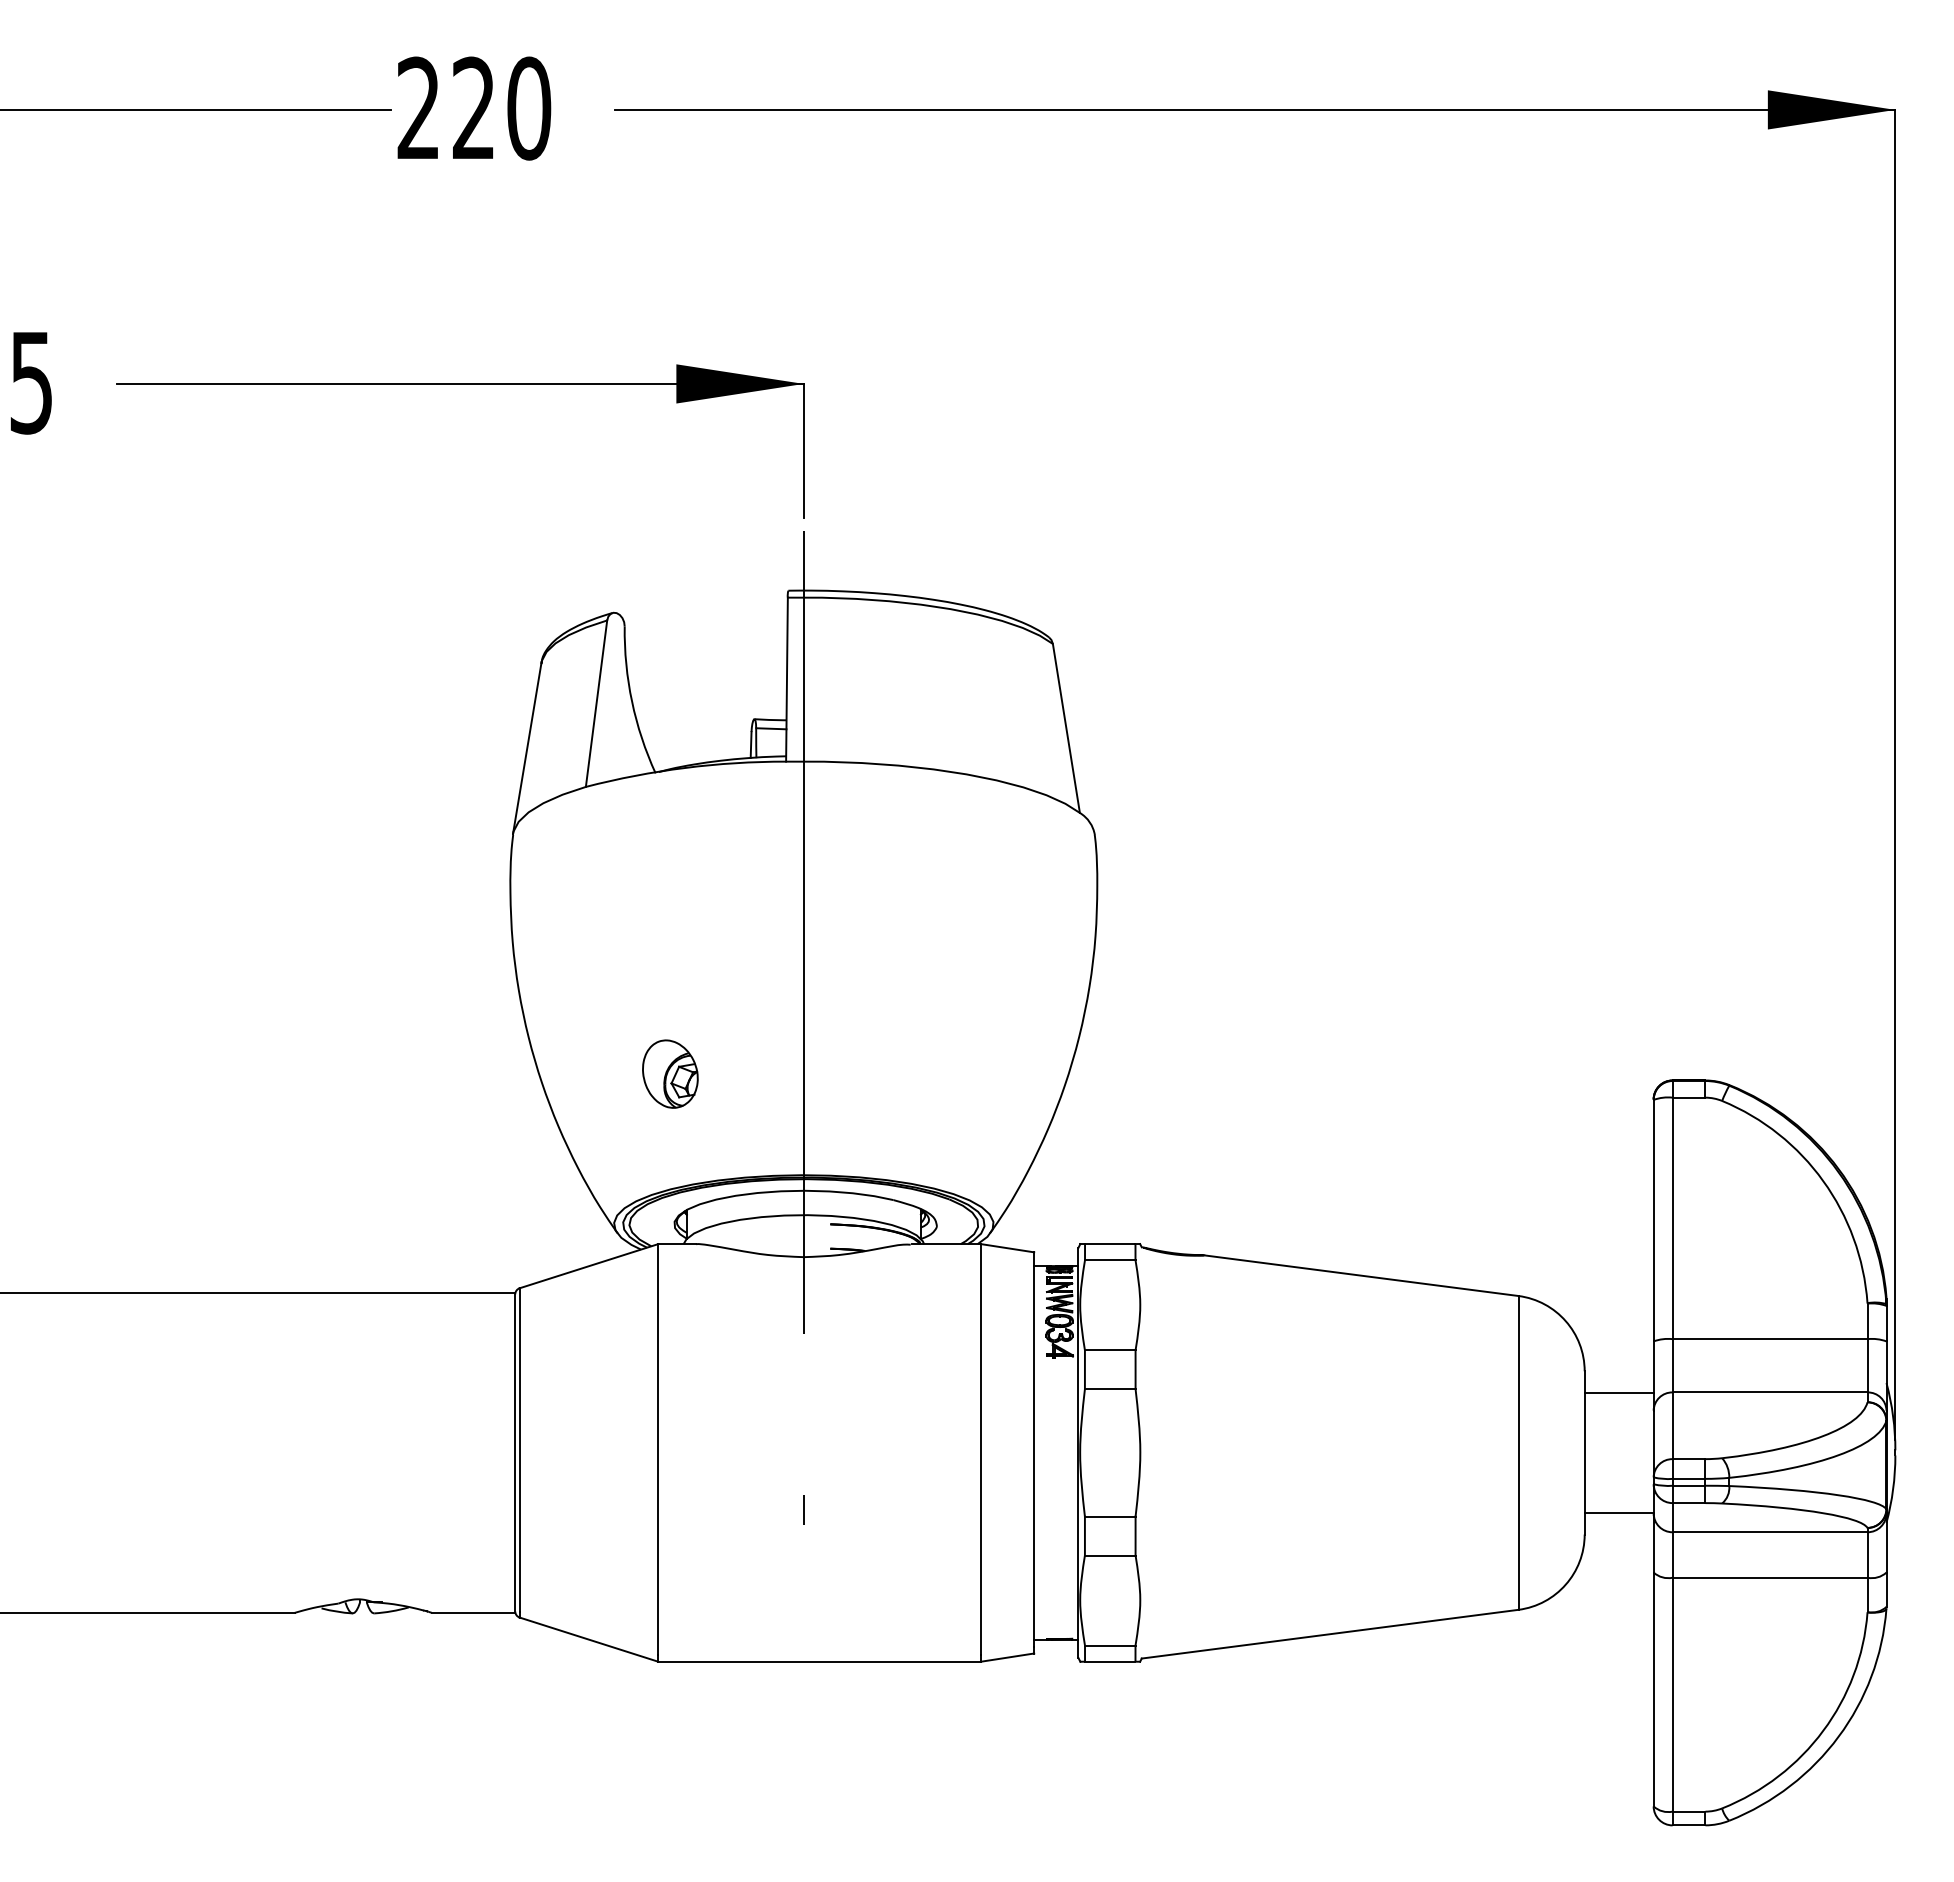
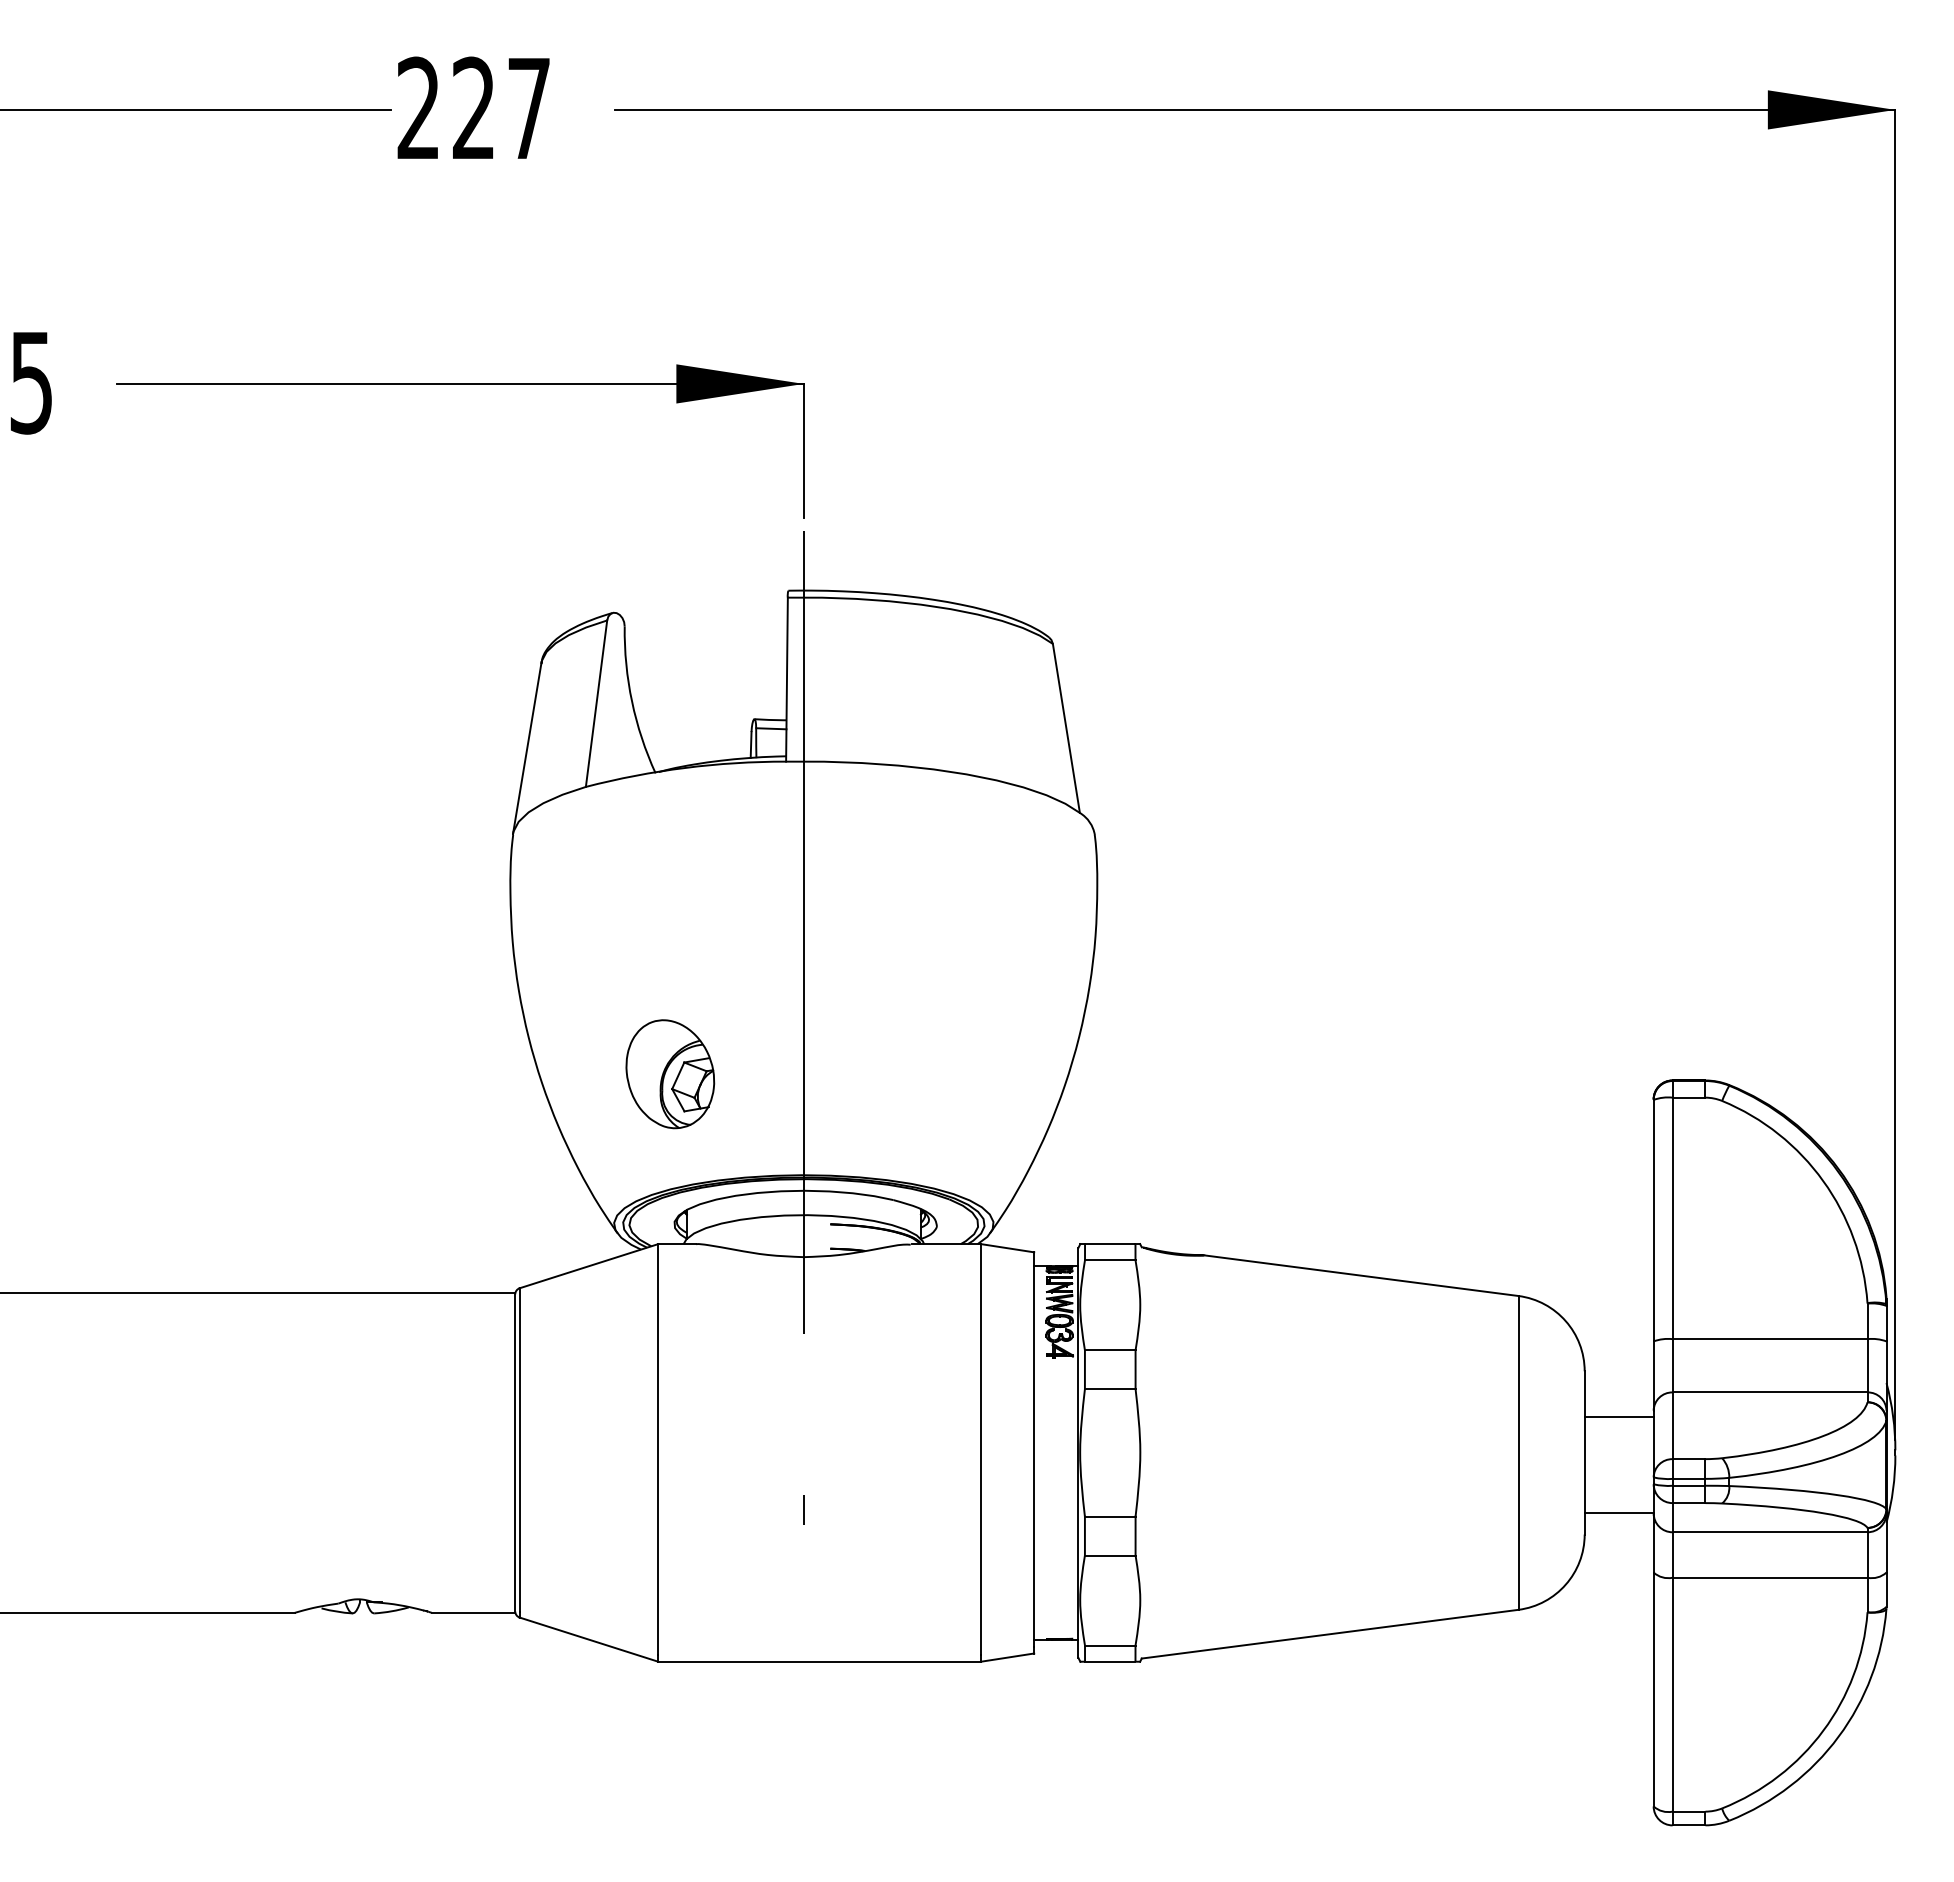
text: 220 -> 227 (529, 108)
part size: 57x70 px -> 91x111 px (670, 1074)
line position: (1618, 1393) -> (1618, 1417) (1618, 1417)
